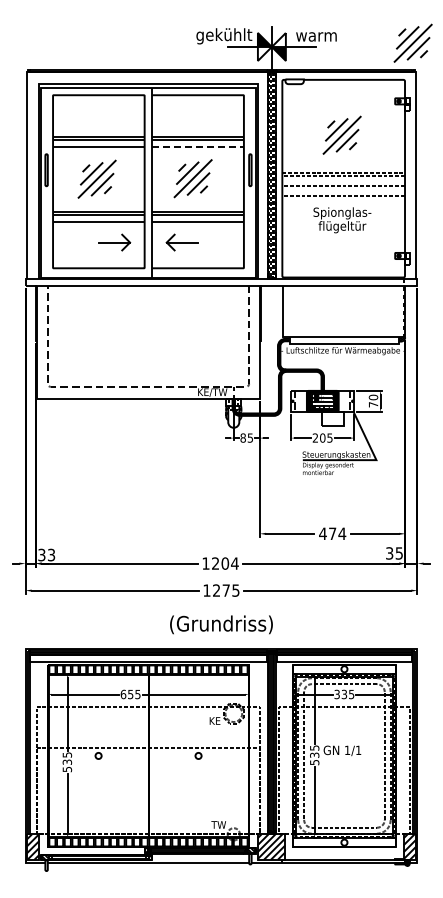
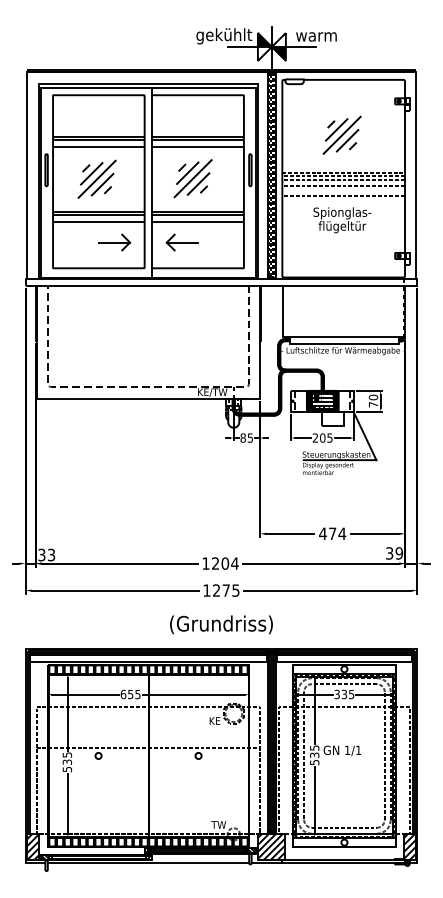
part: present -> none (412, 42)
line: dashed -> solid (198, 146)
line: none -> present (343, 179)
text: 35 -> 39 (399, 553)
